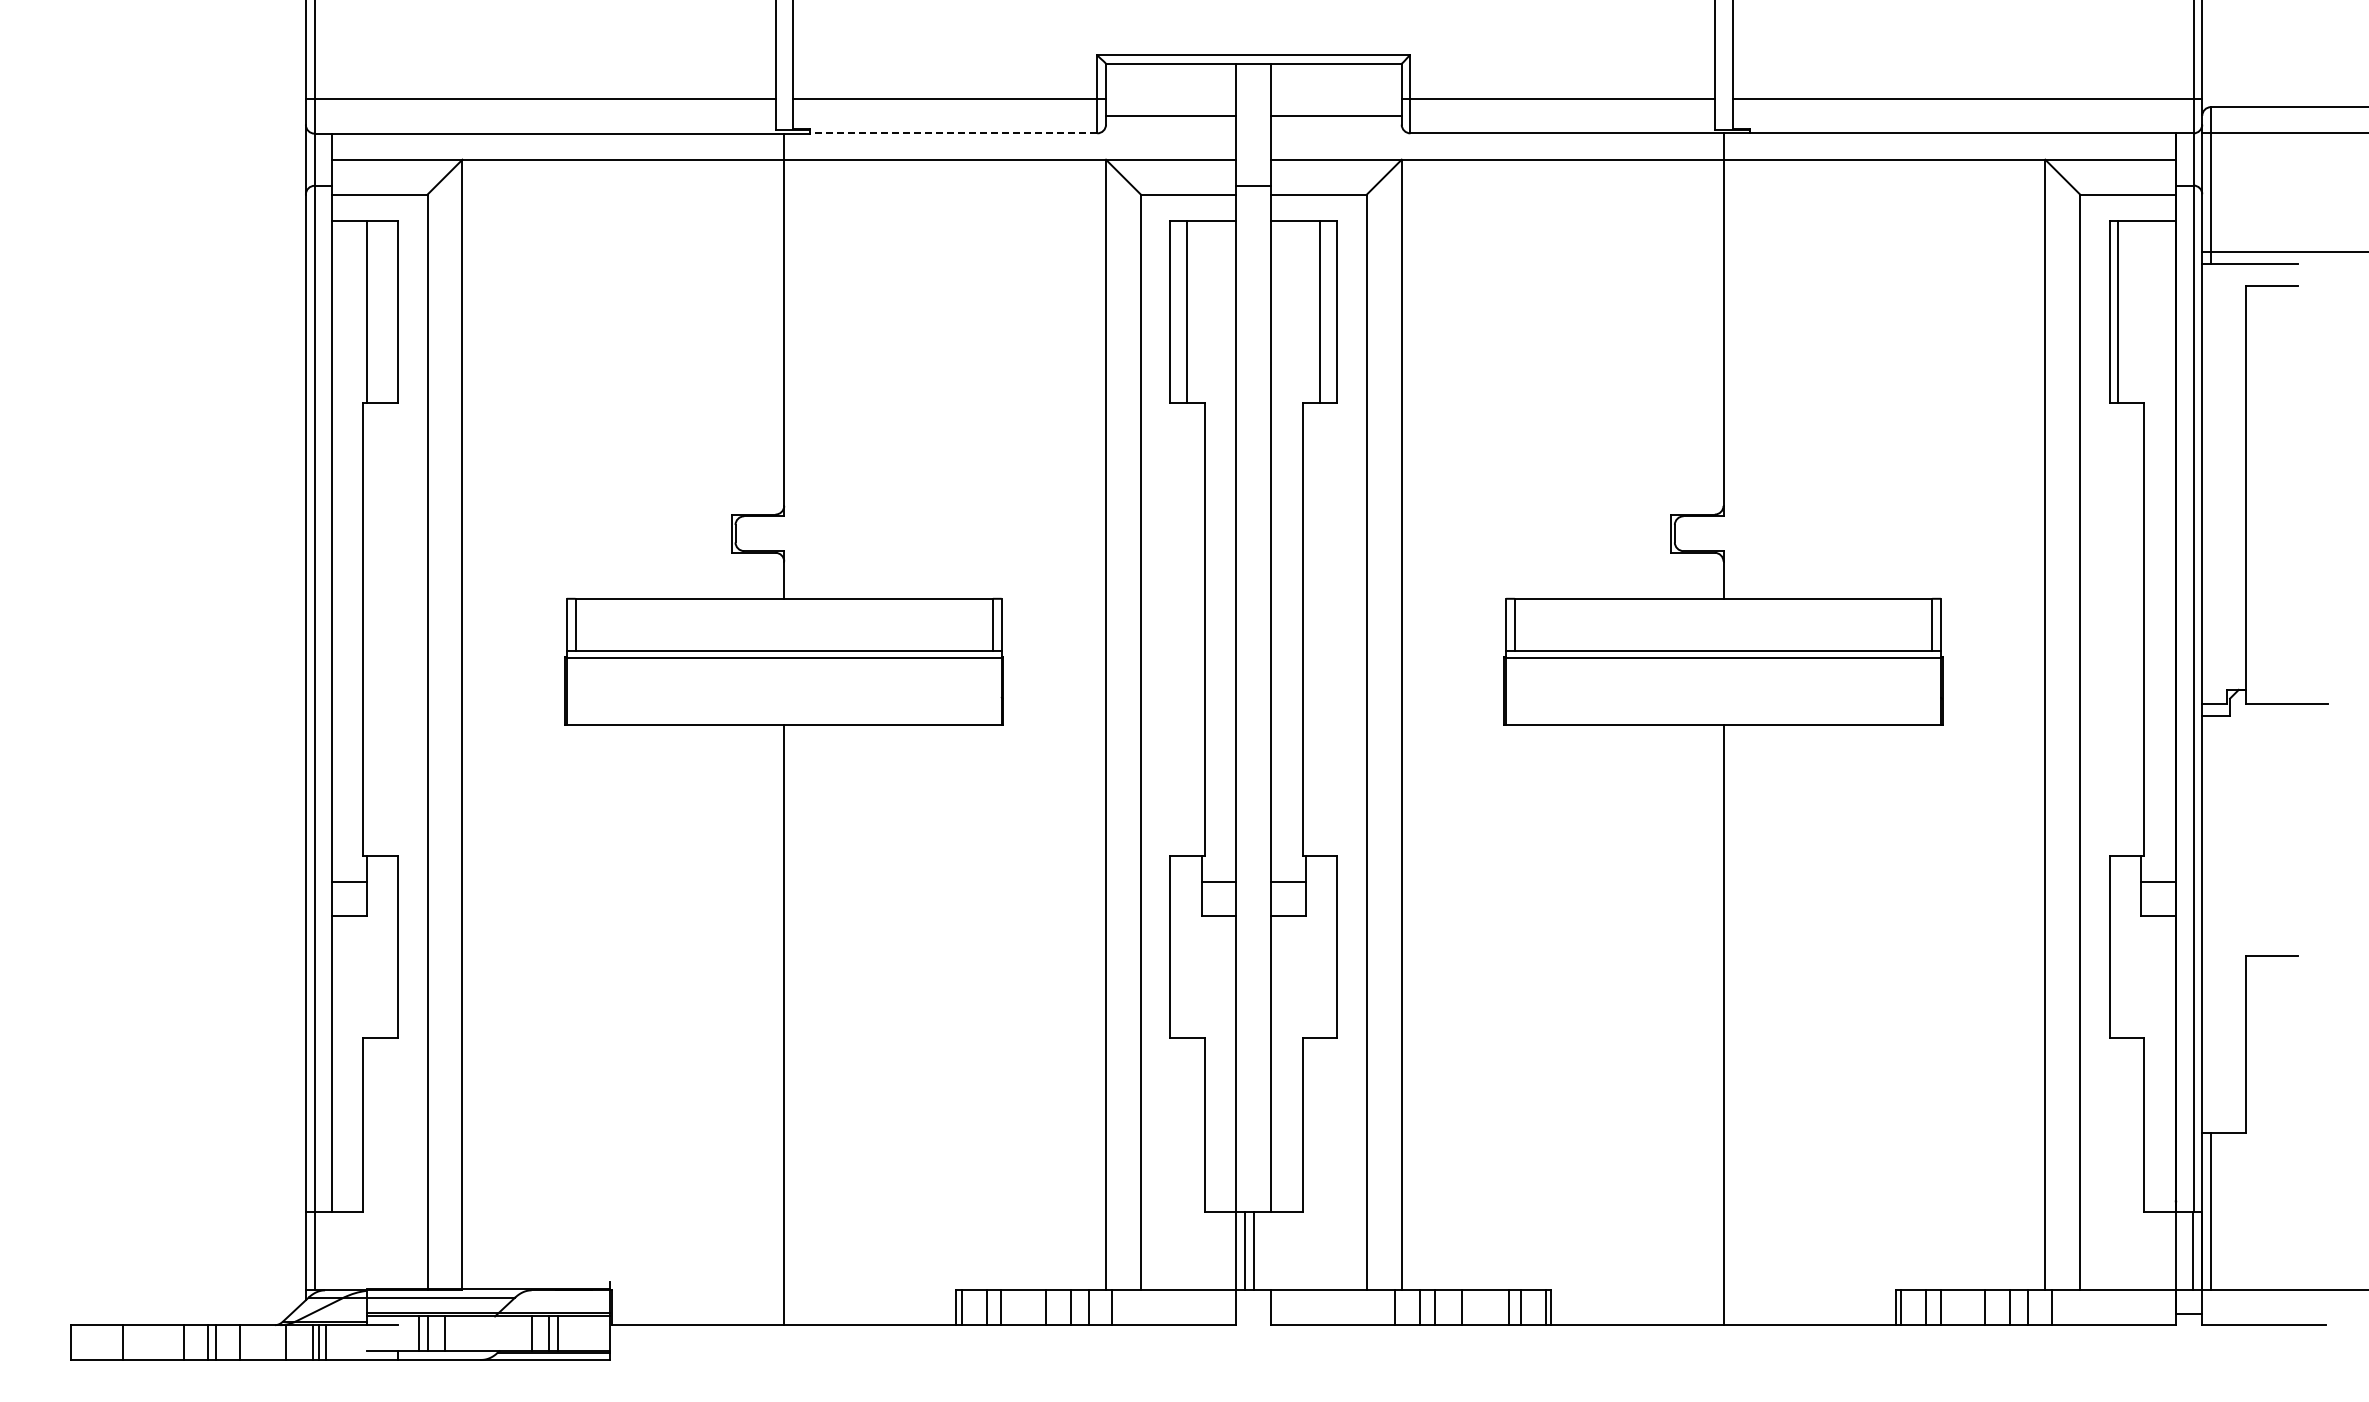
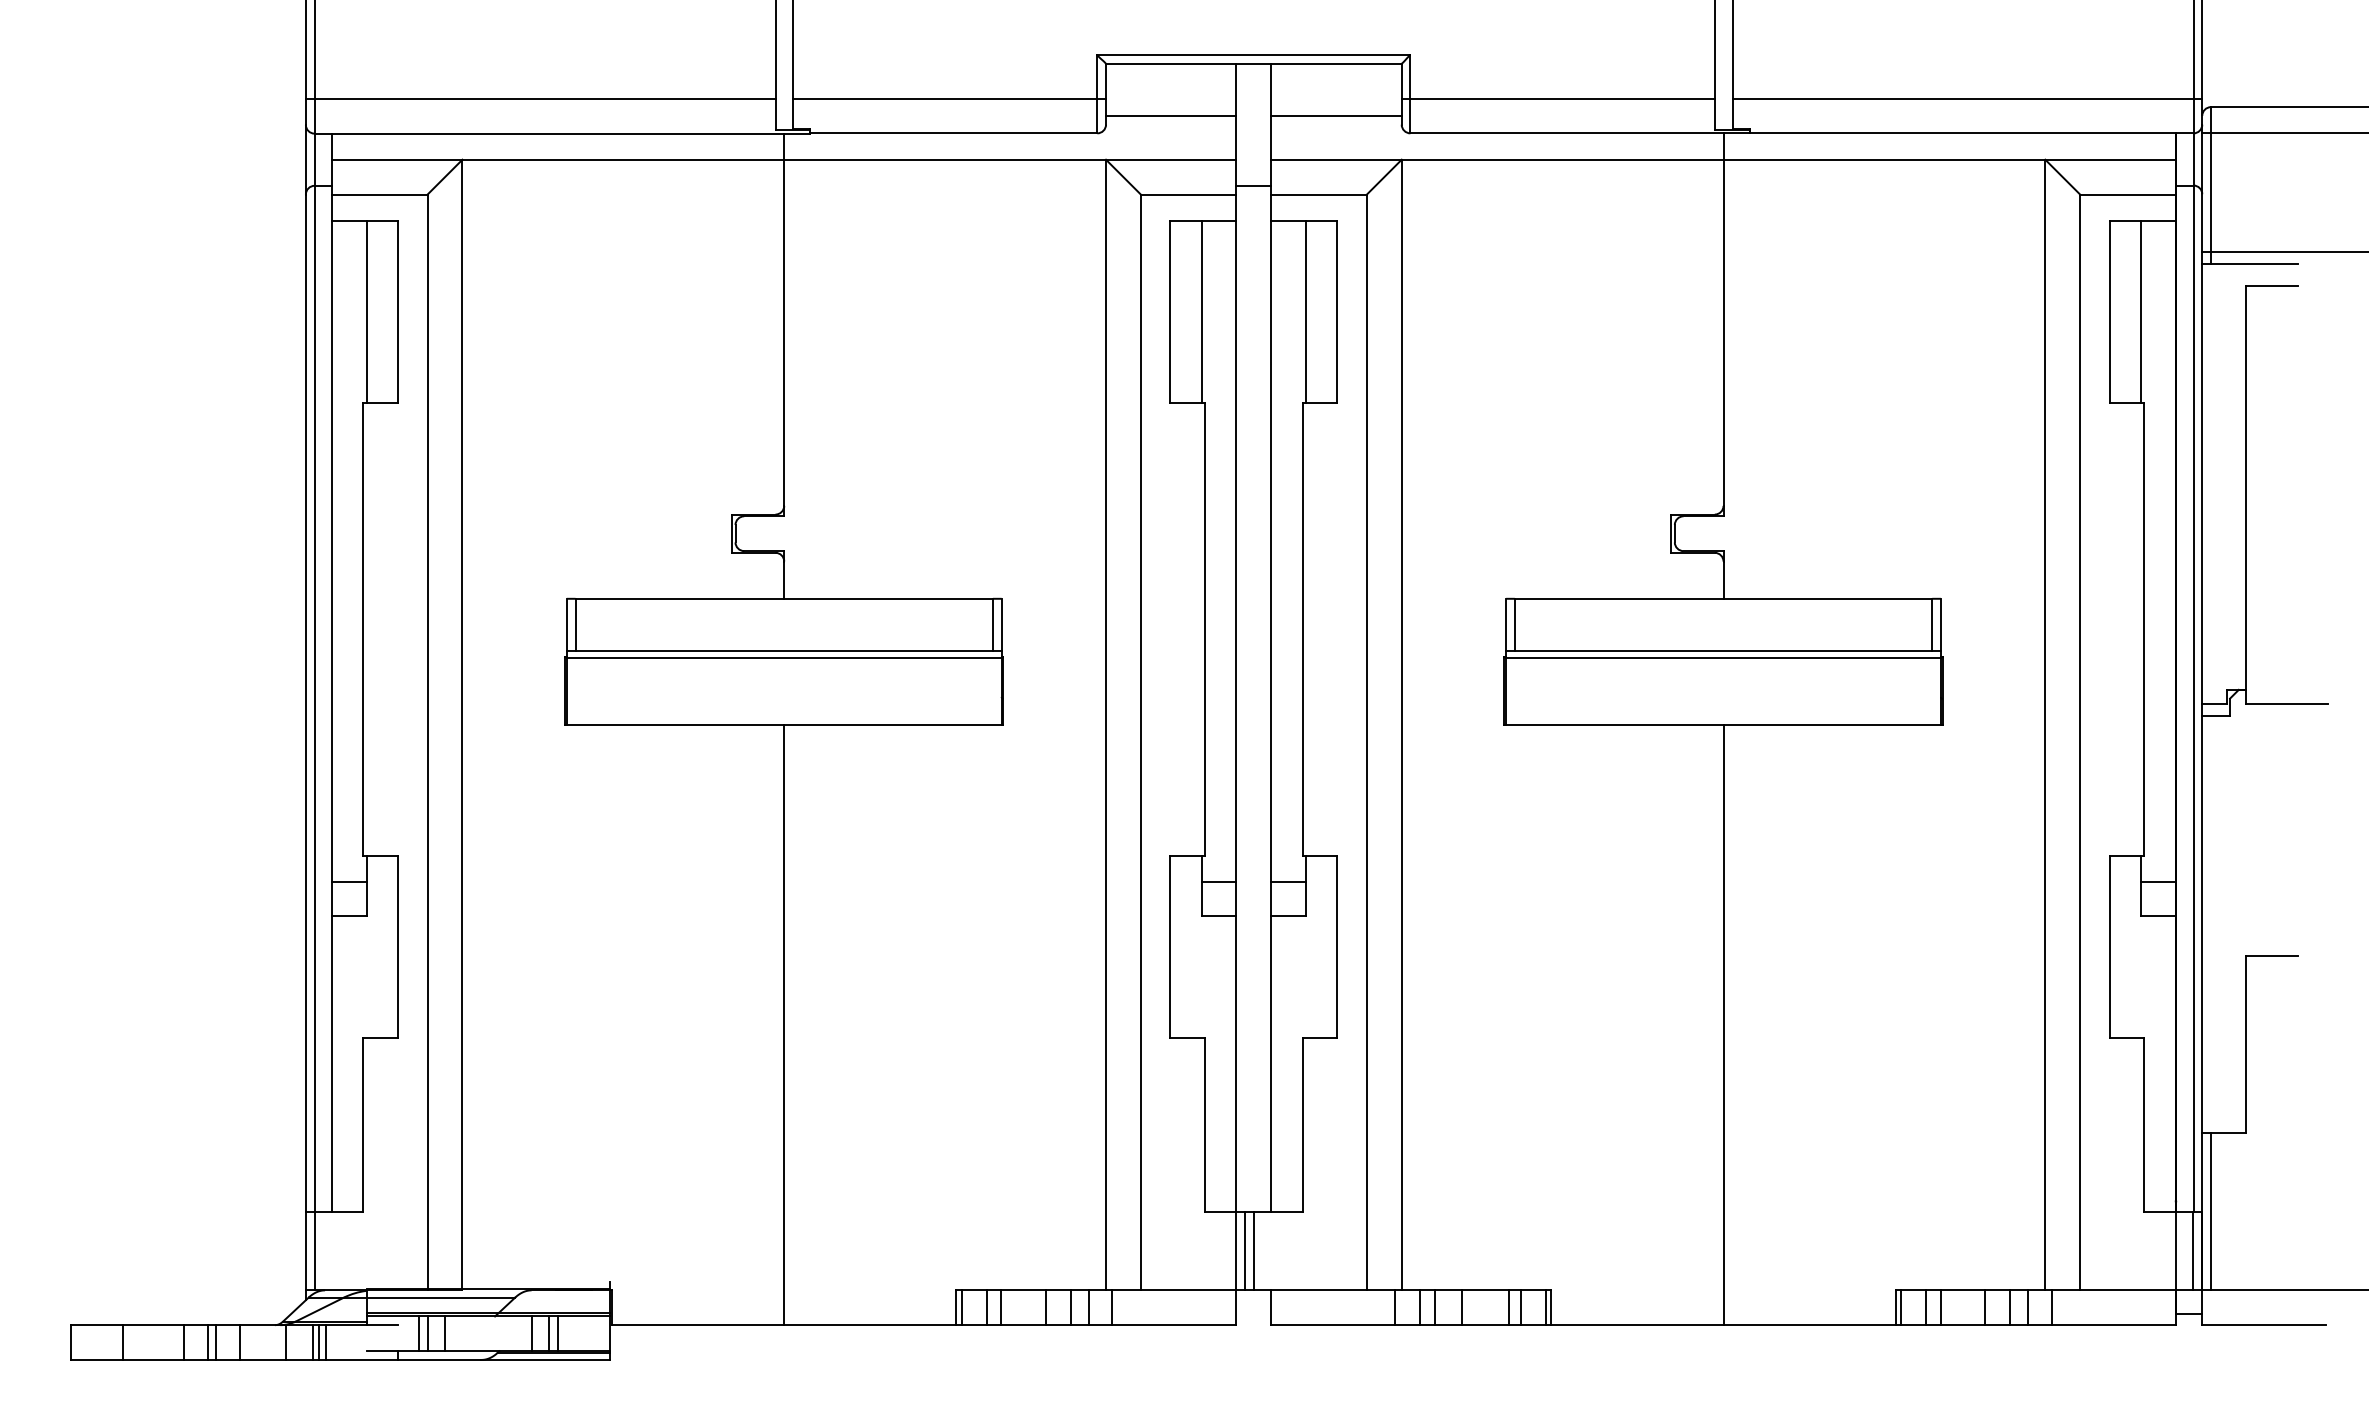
line: dashed -> solid (953, 133)
line position: (1186, 311) -> (1201, 311) (1201, 311)
line position: (1320, 311) -> (1306, 311) (1306, 311)
line position: (2117, 311) -> (2140, 311) (2140, 311)
